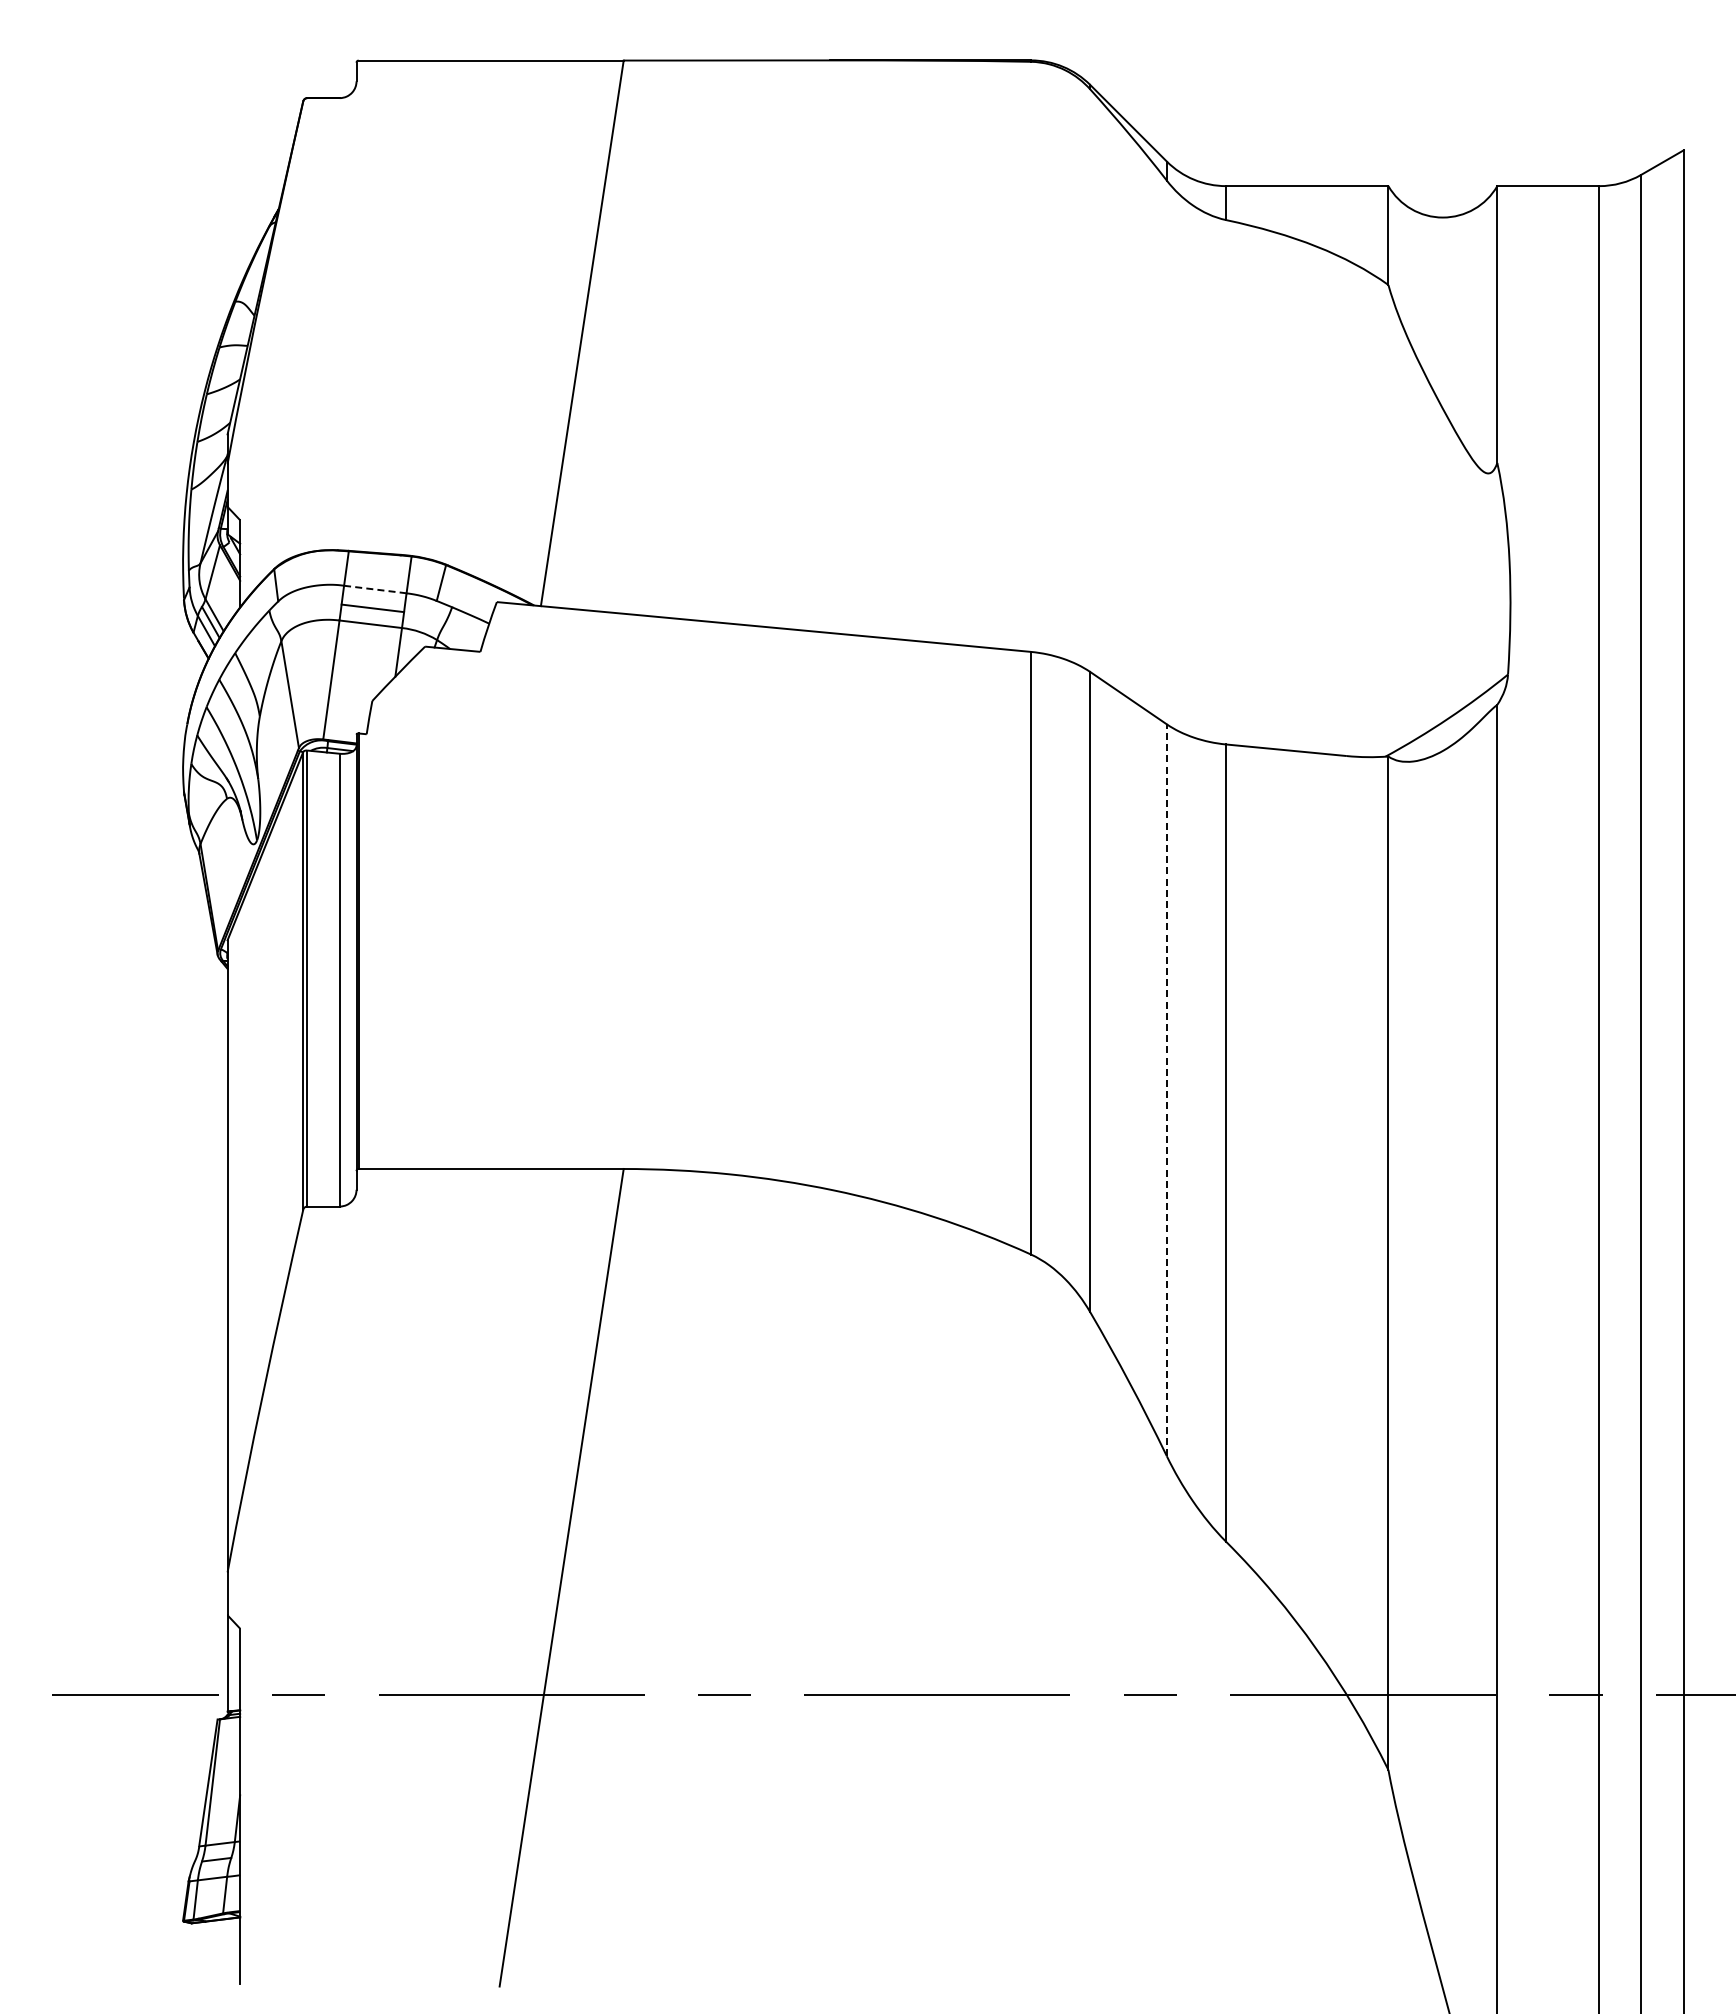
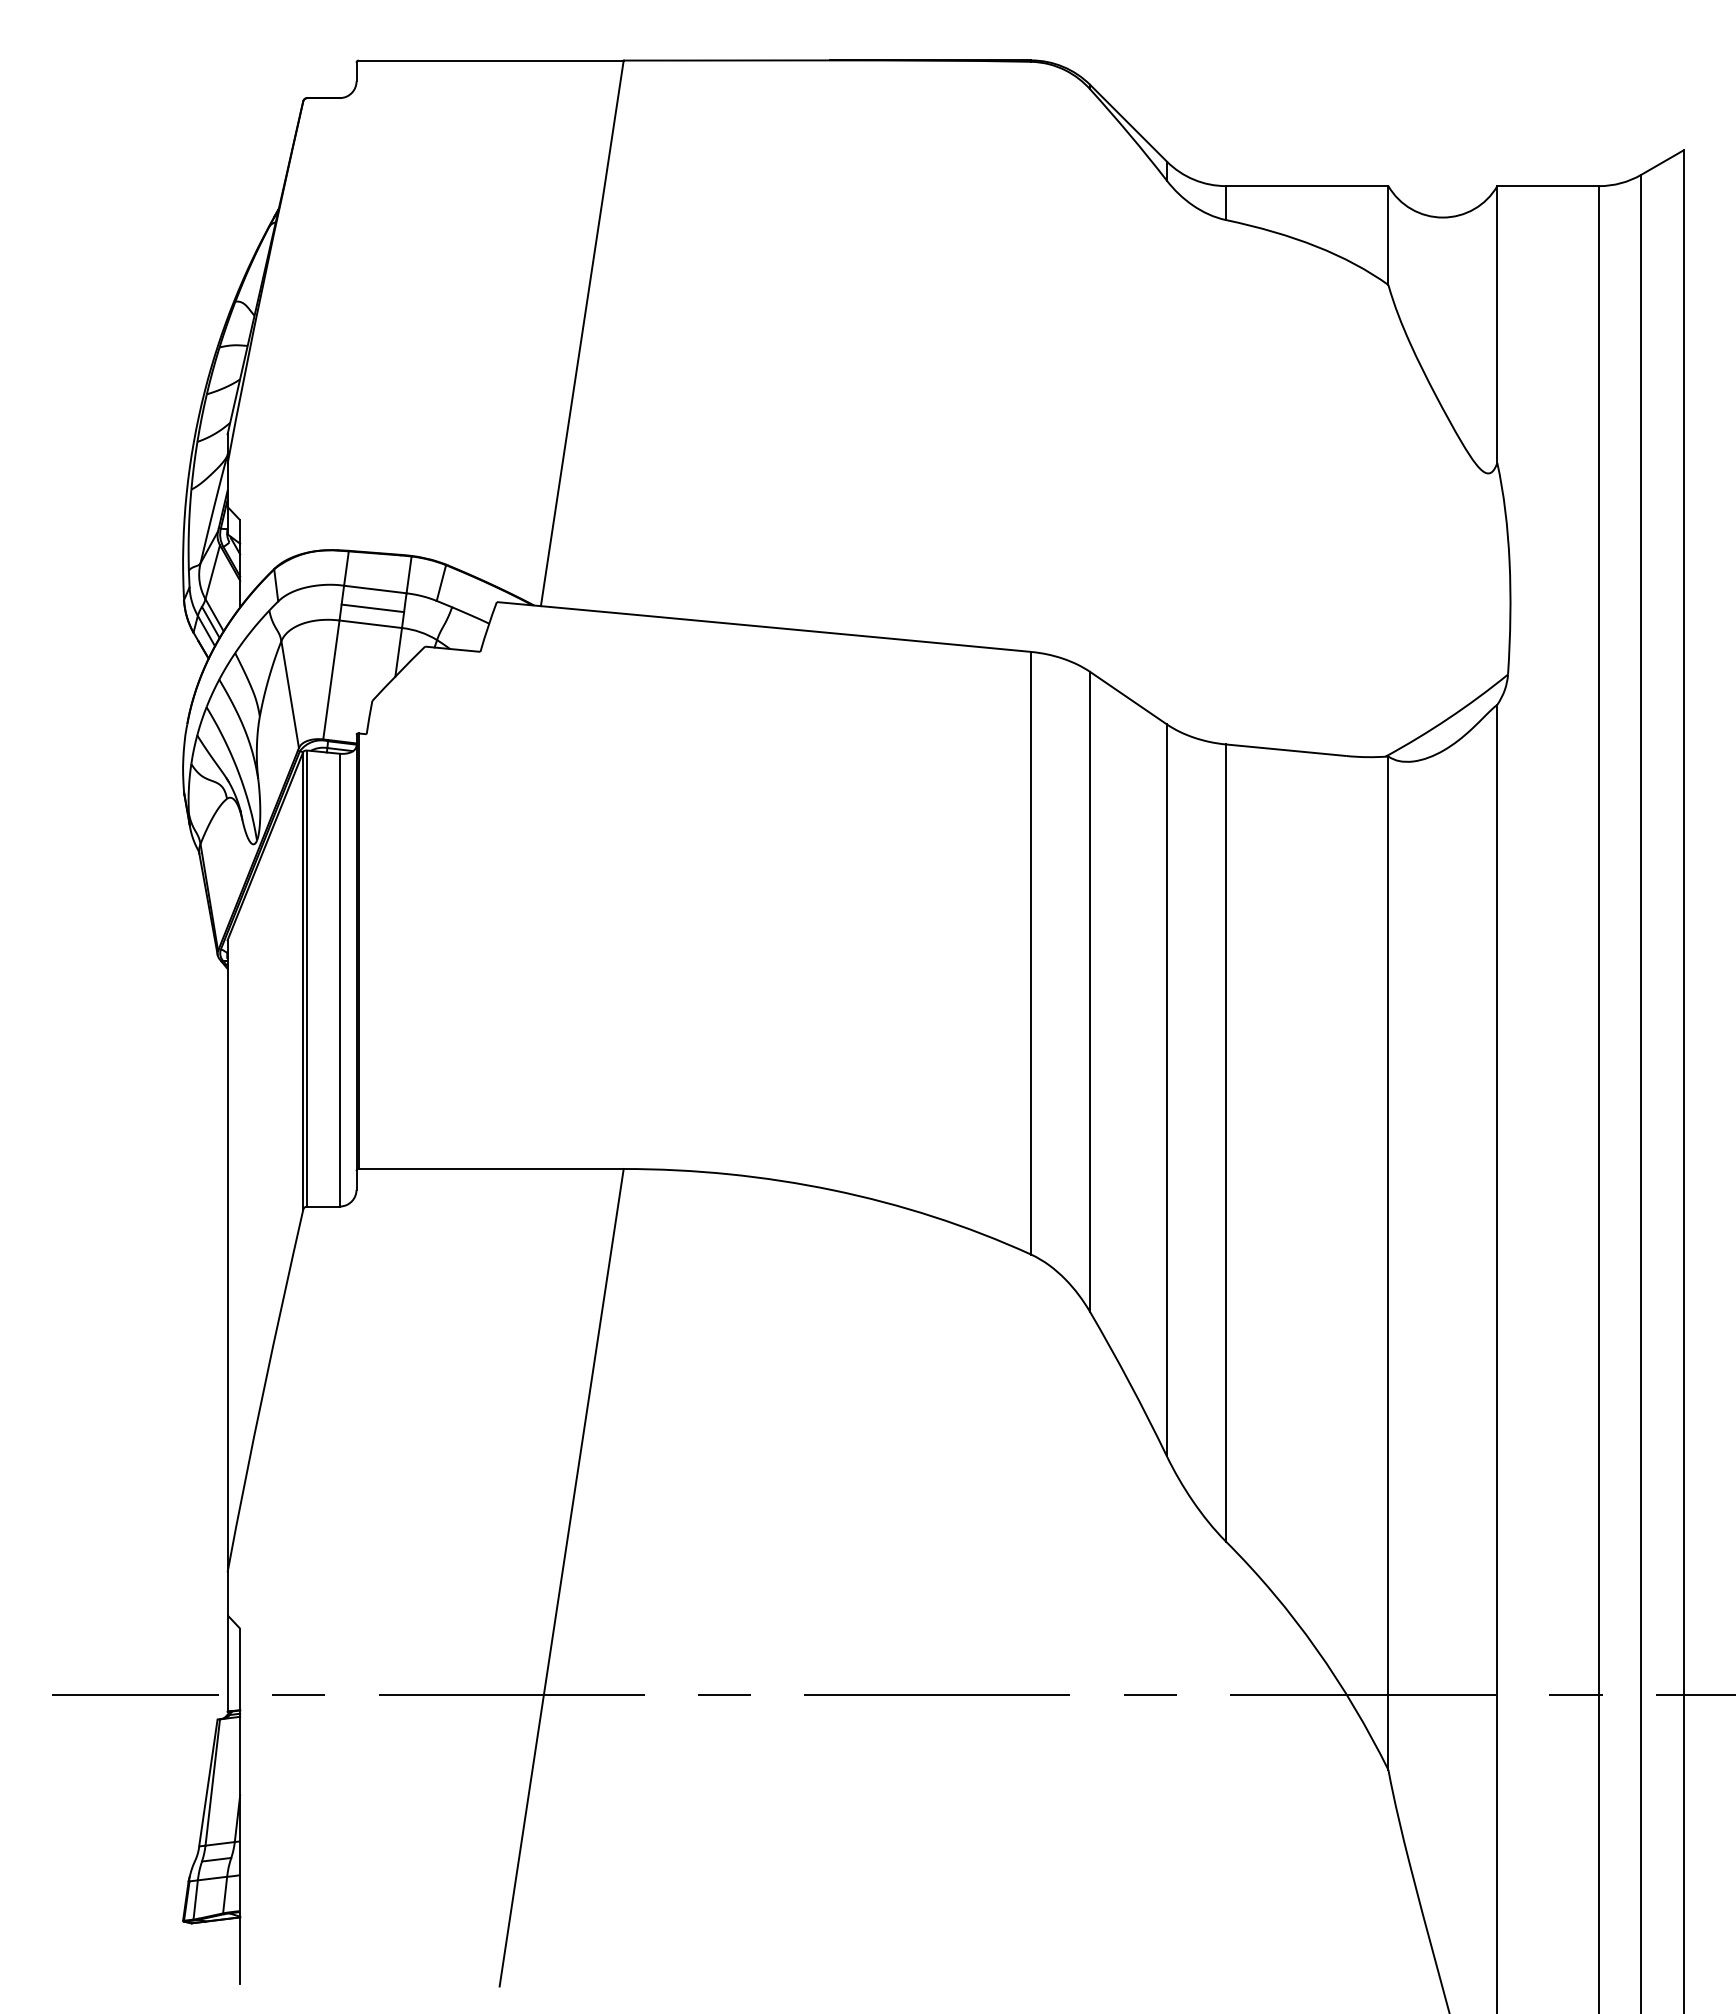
line: dashed -> solid (375, 589)
line: dashed -> solid (1166, 1090)
